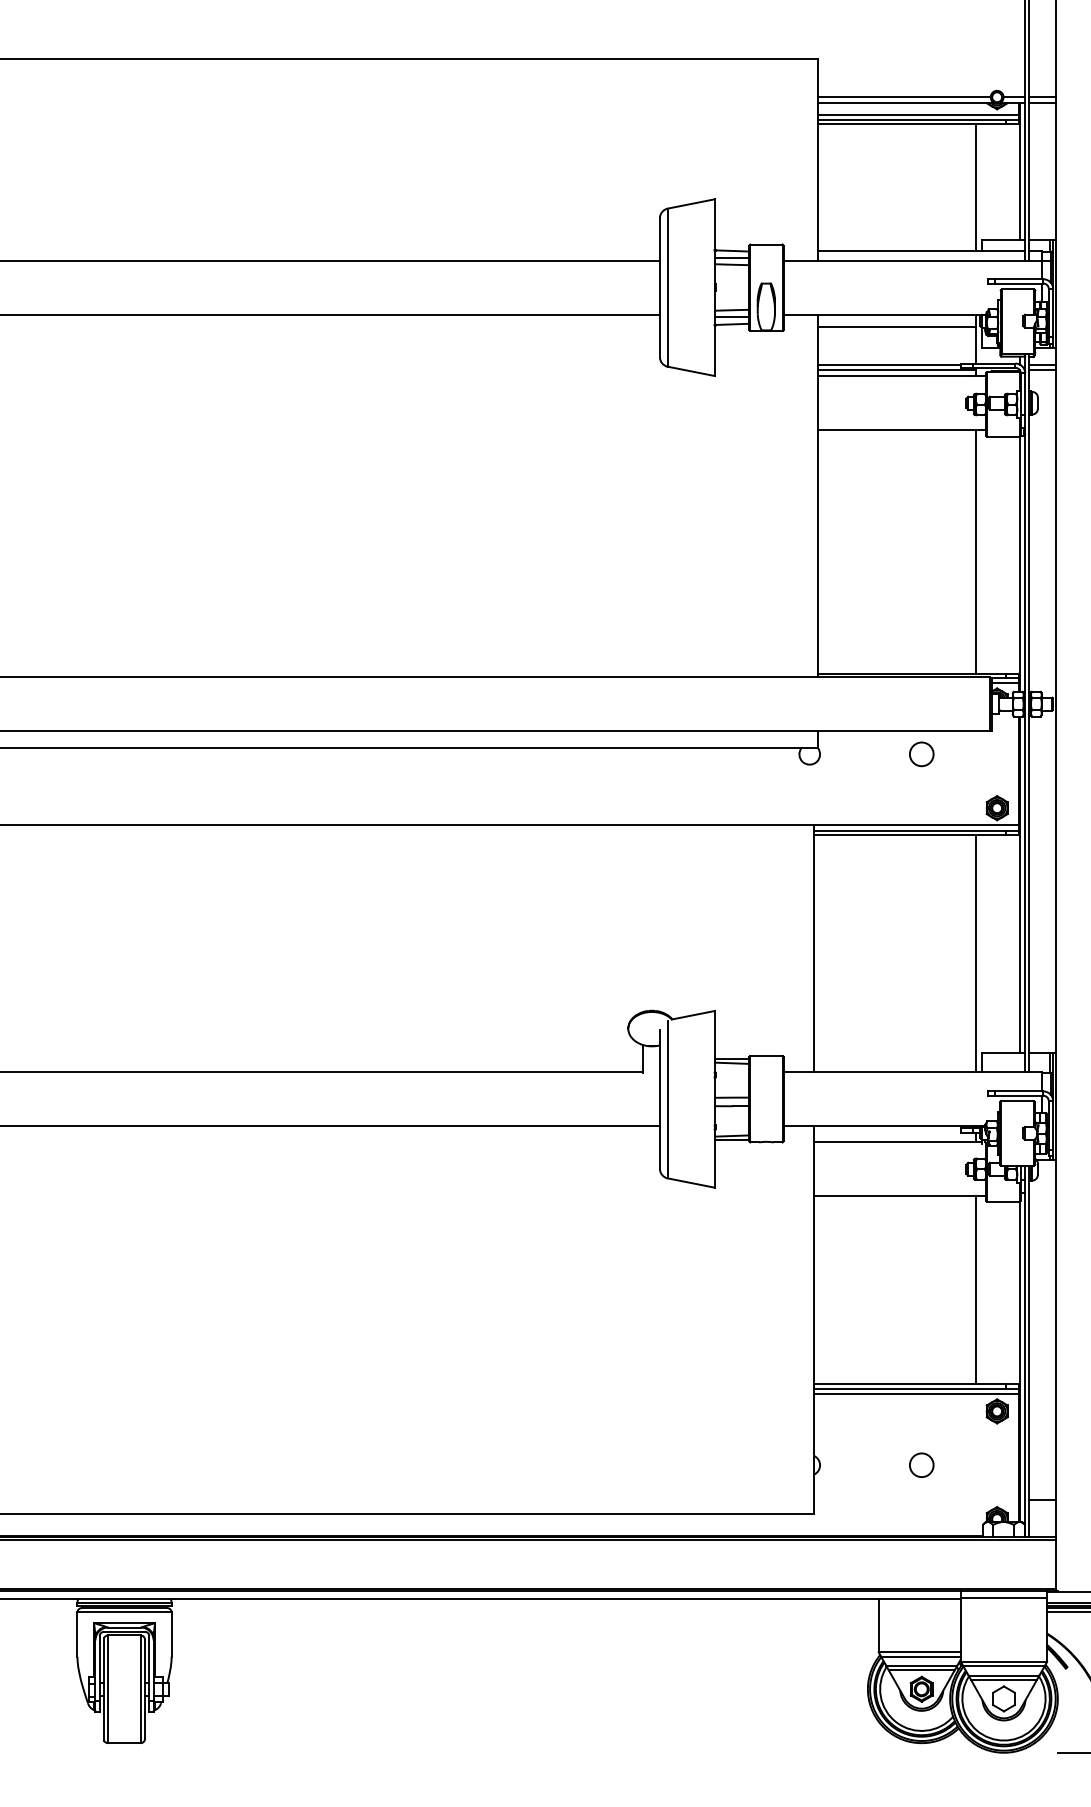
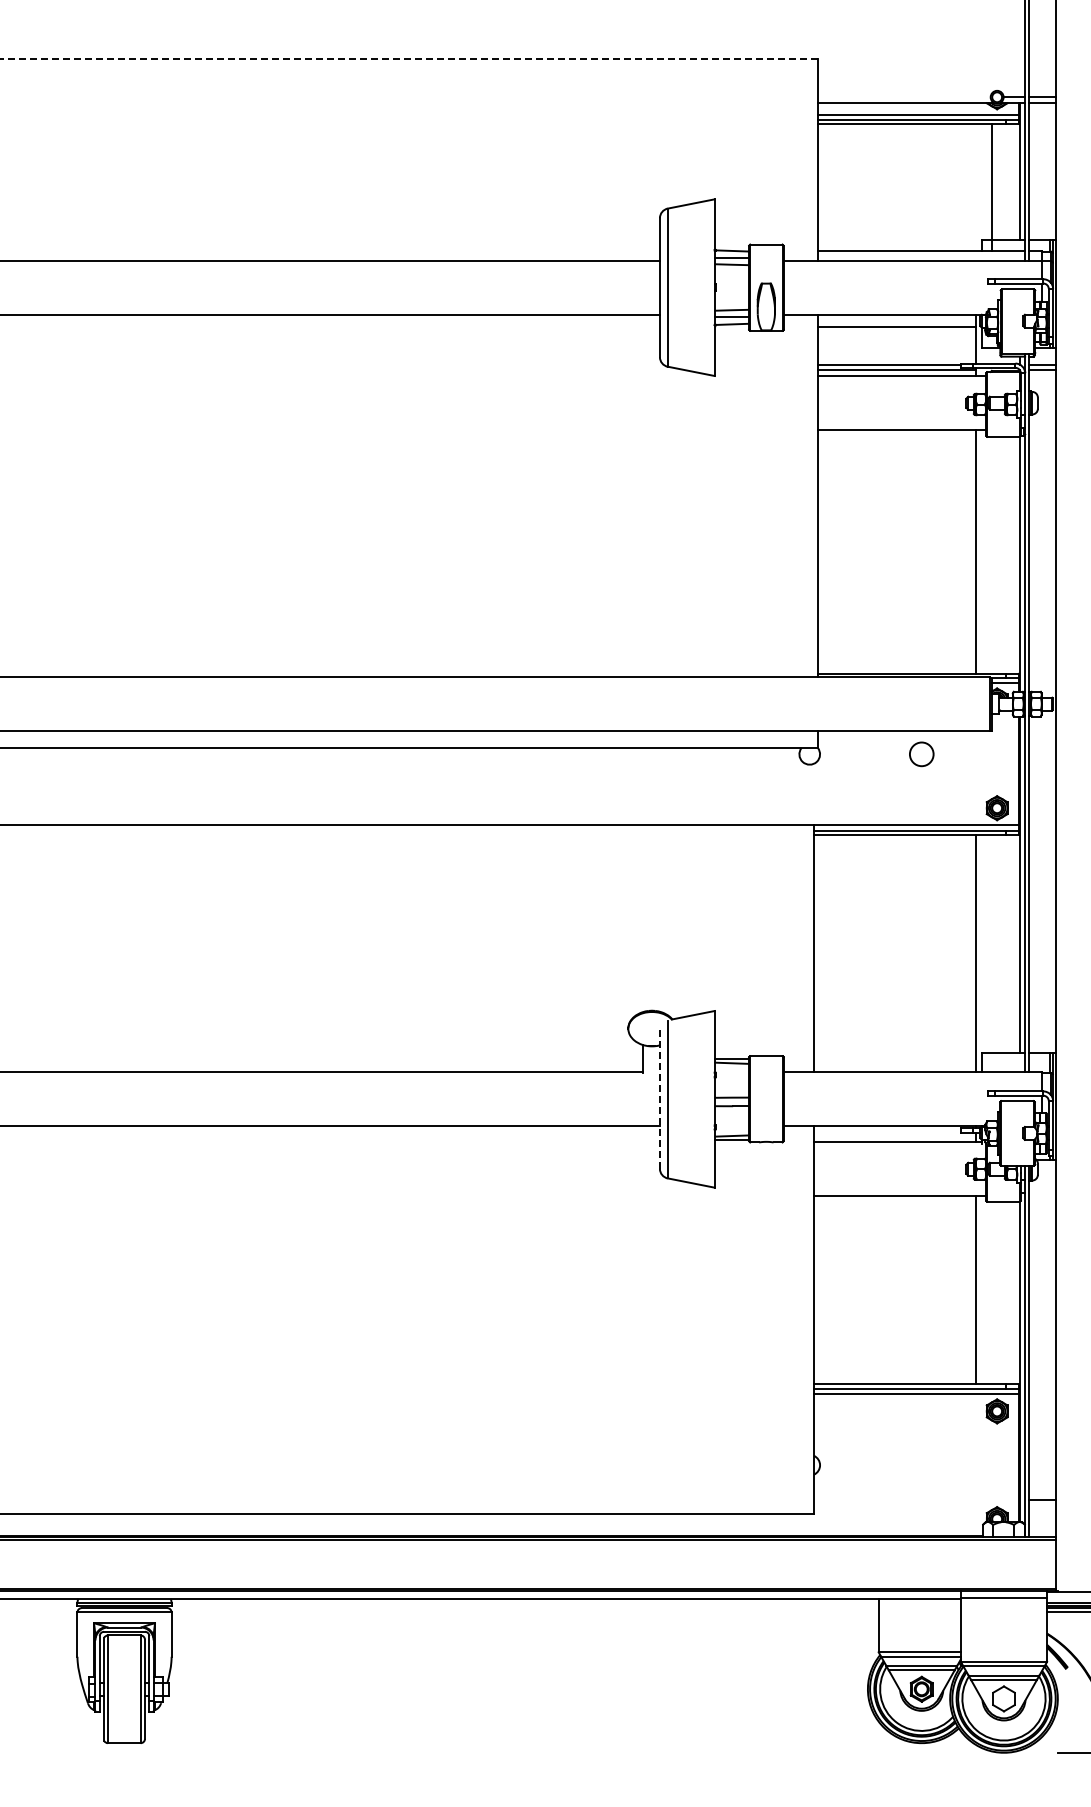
line: solid -> dashed (409, 58)
line: present -> none (904, 96)
line position: (975, 187) -> (991, 187) (991, 187)
line: solid -> dashed (659, 1099)
circle: present -> none (921, 1464)
